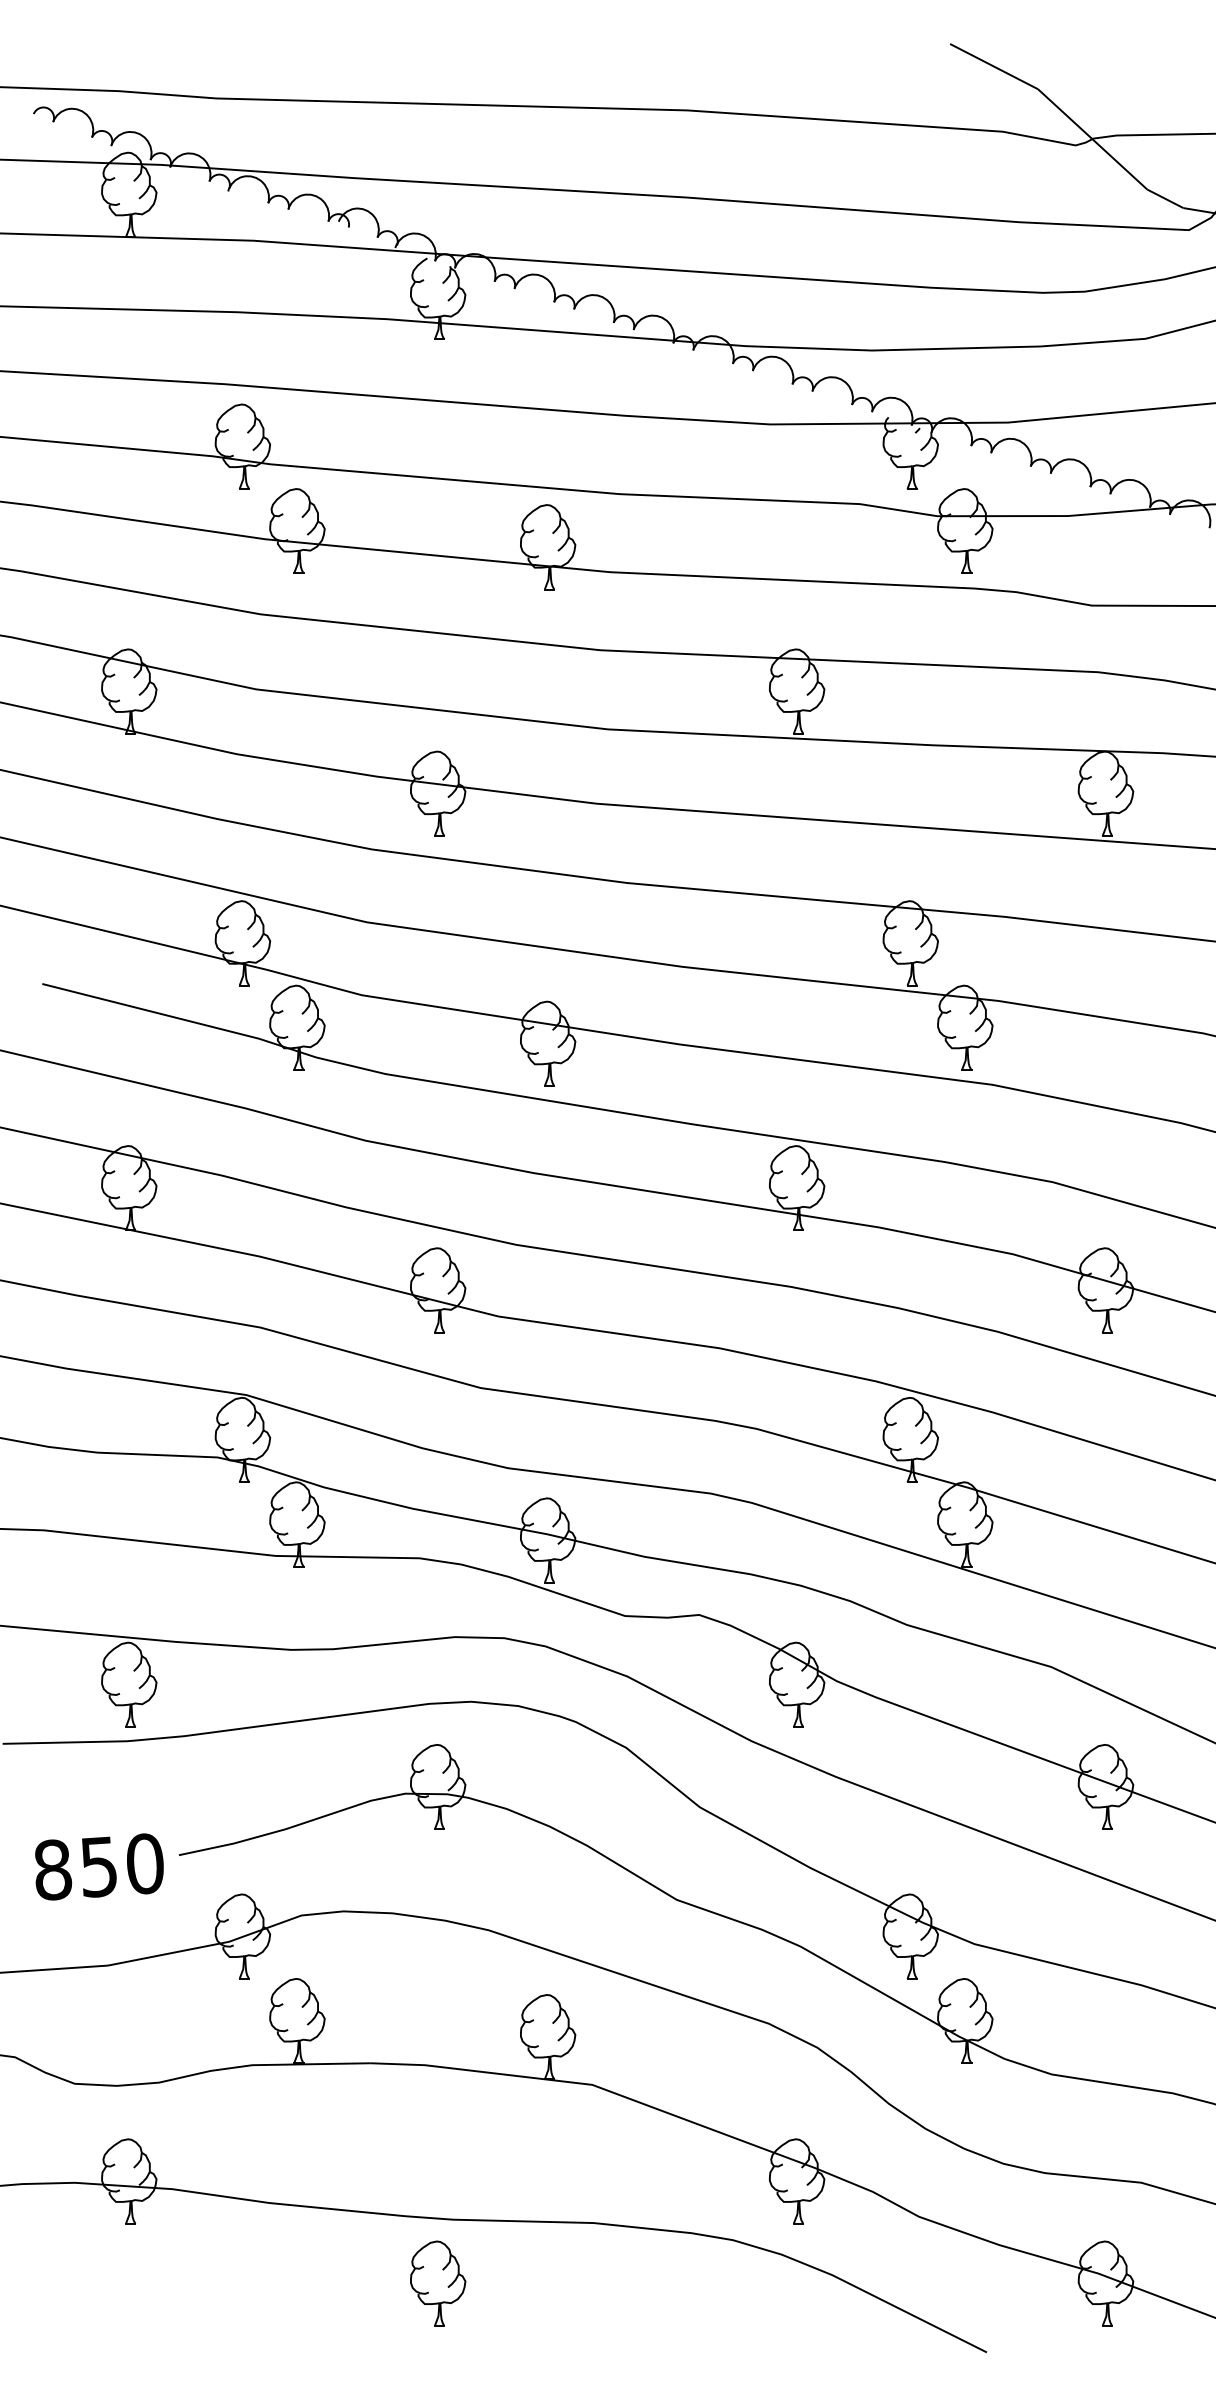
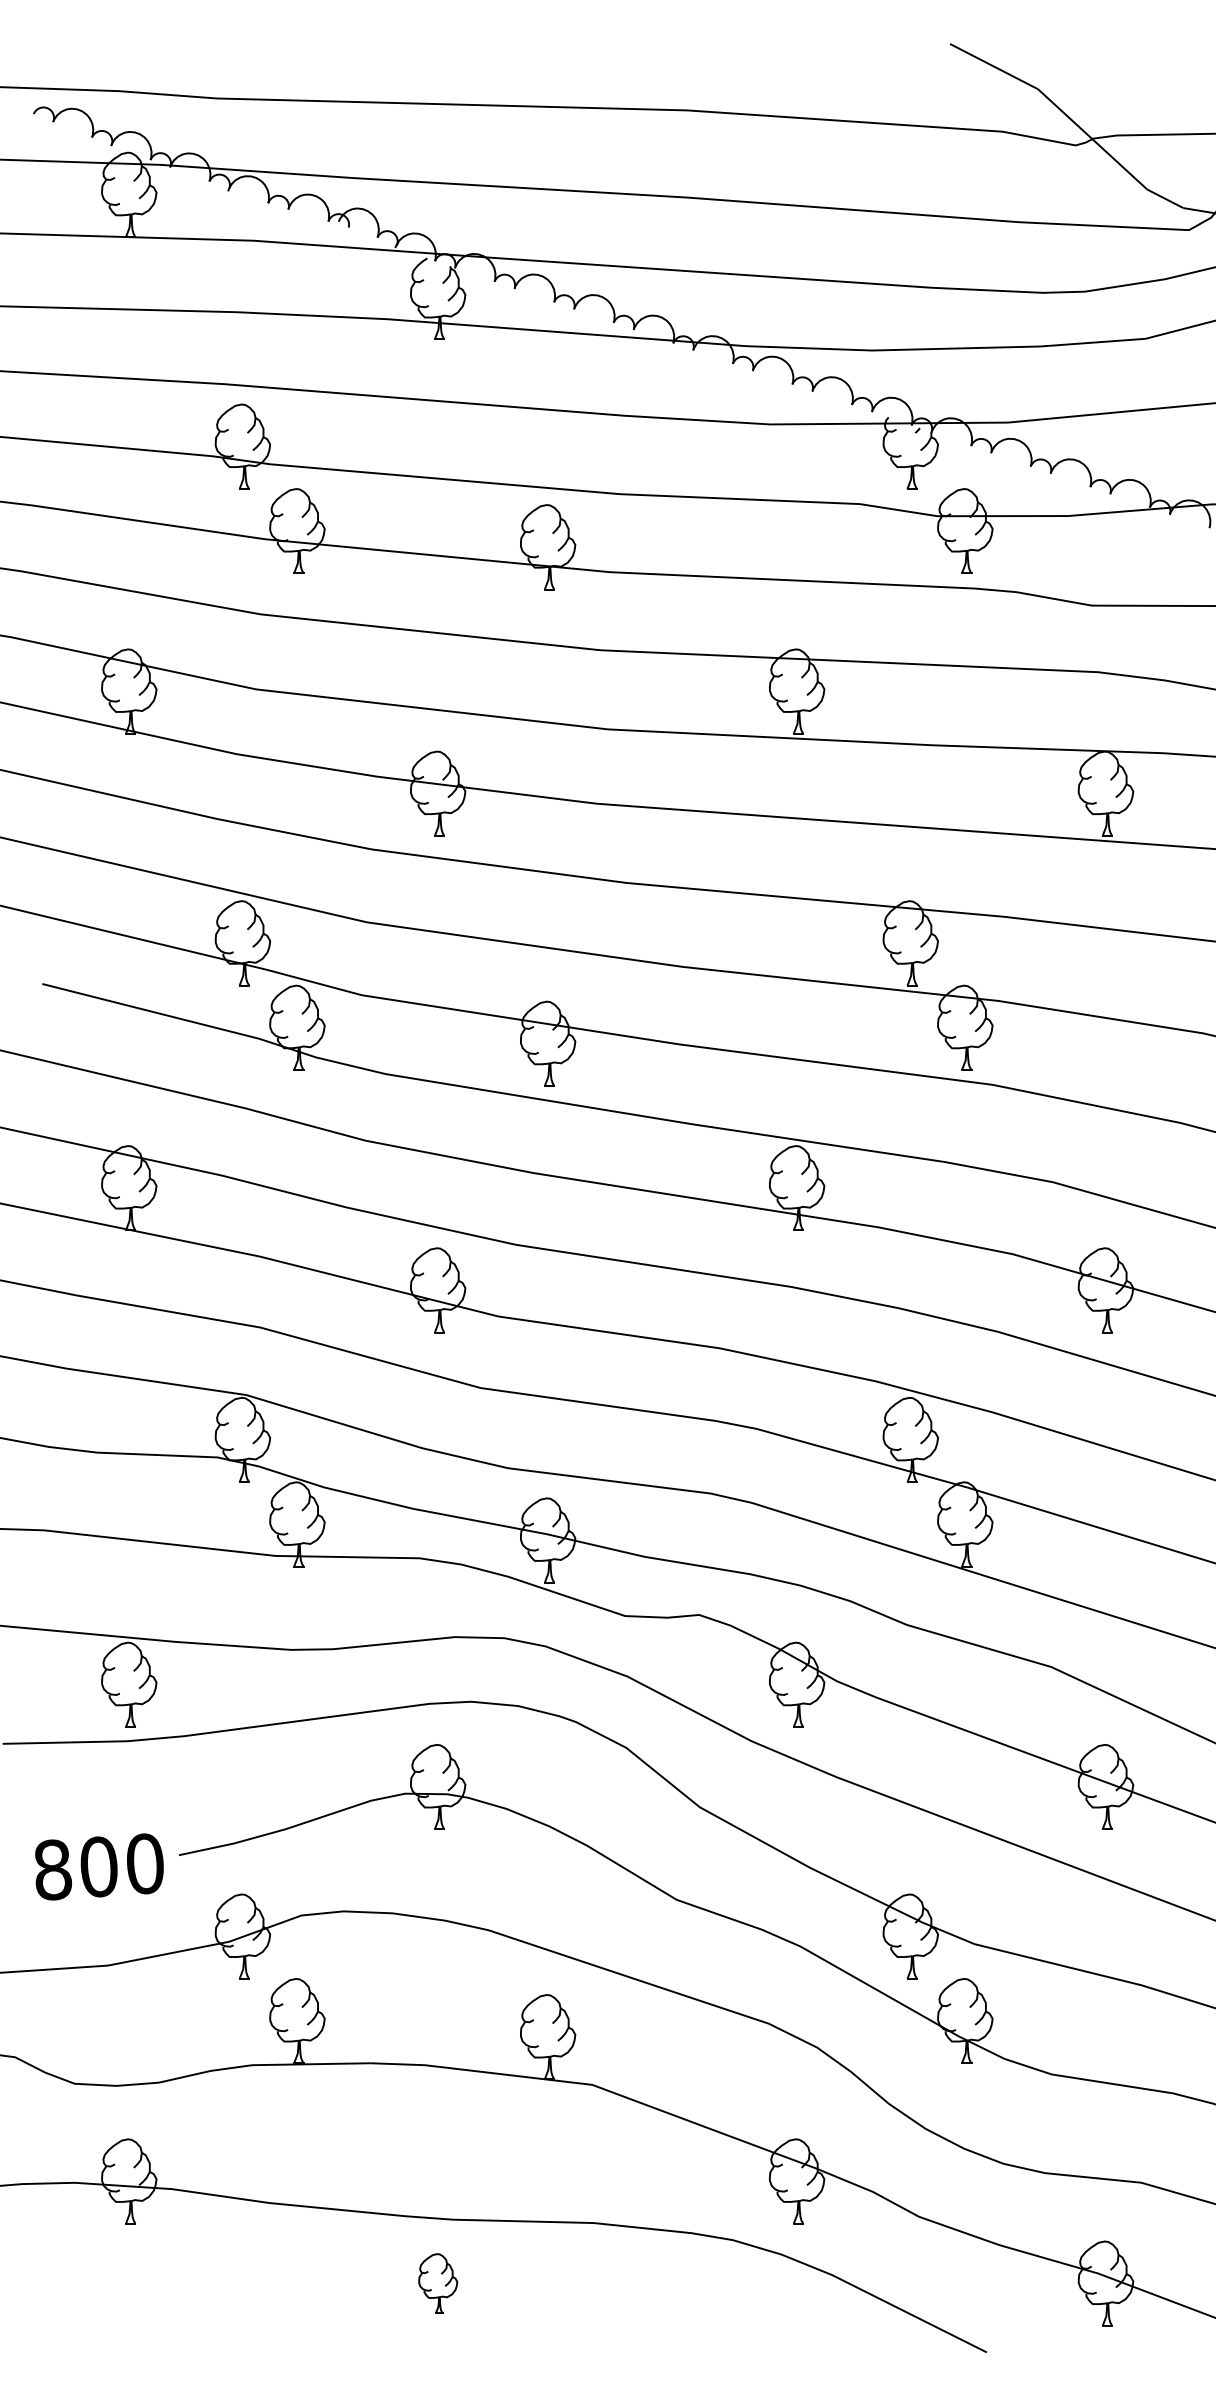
text: 850 -> 800 (98, 1866)
part size: 57x87 px -> 41x61 px (438, 2283)
